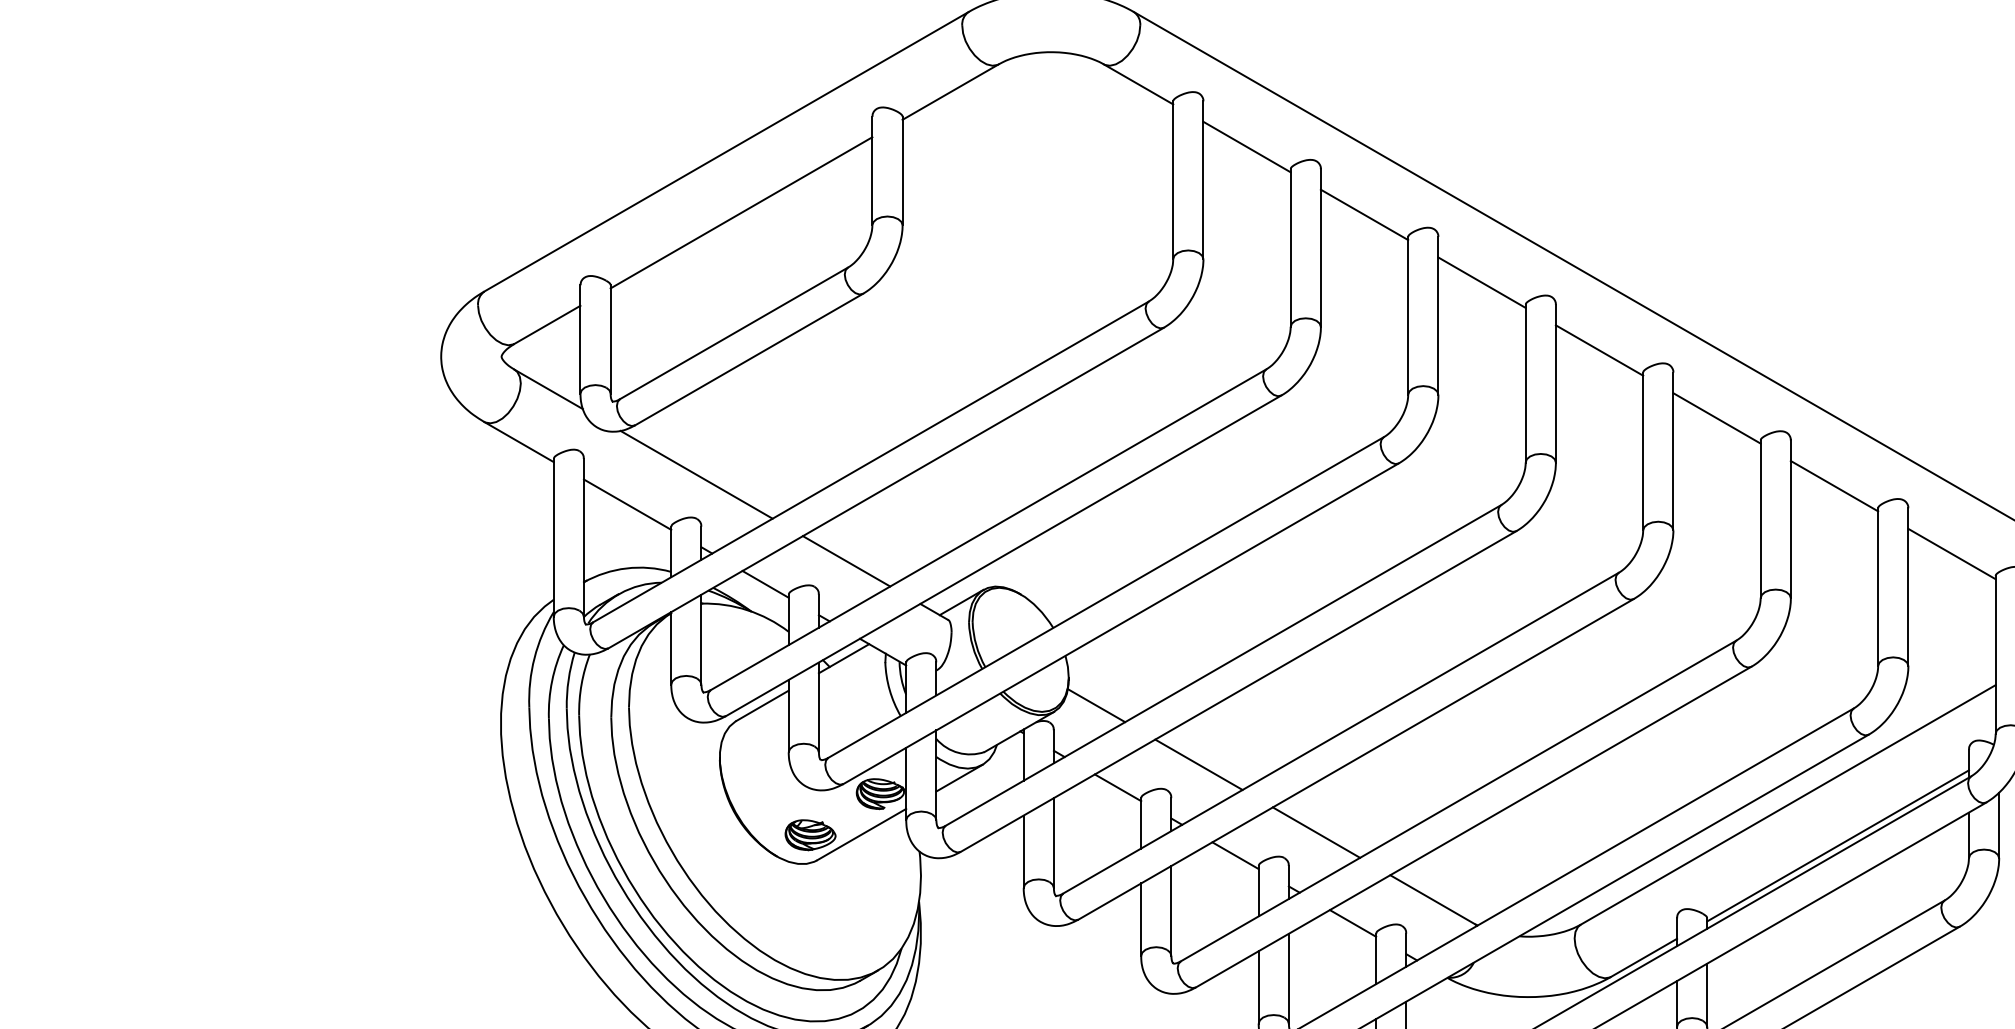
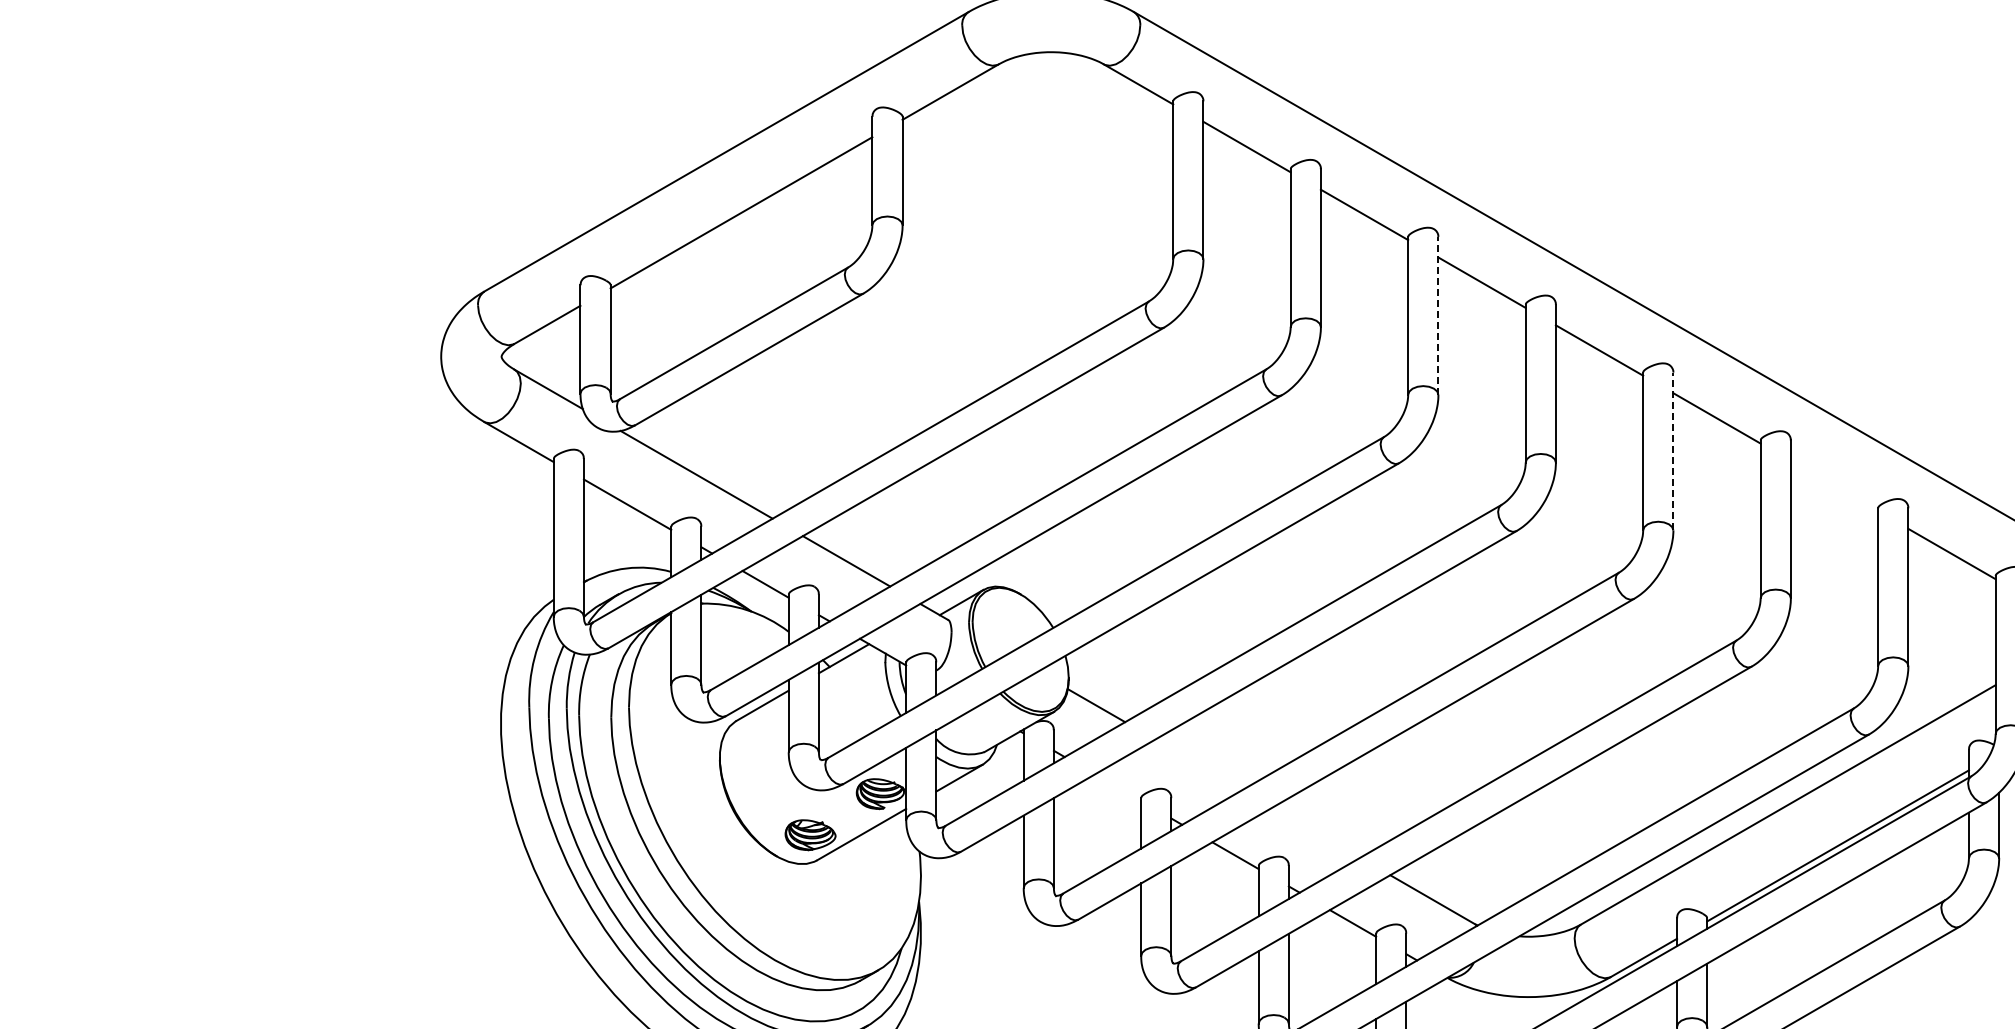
line: solid -> dashed (1438, 315)
line: solid -> dashed (1673, 451)
line: present -> none (1834, 486)
line: present -> none (1198, 764)
line: present -> none (1117, 787)
line: present -> none (1316, 832)
